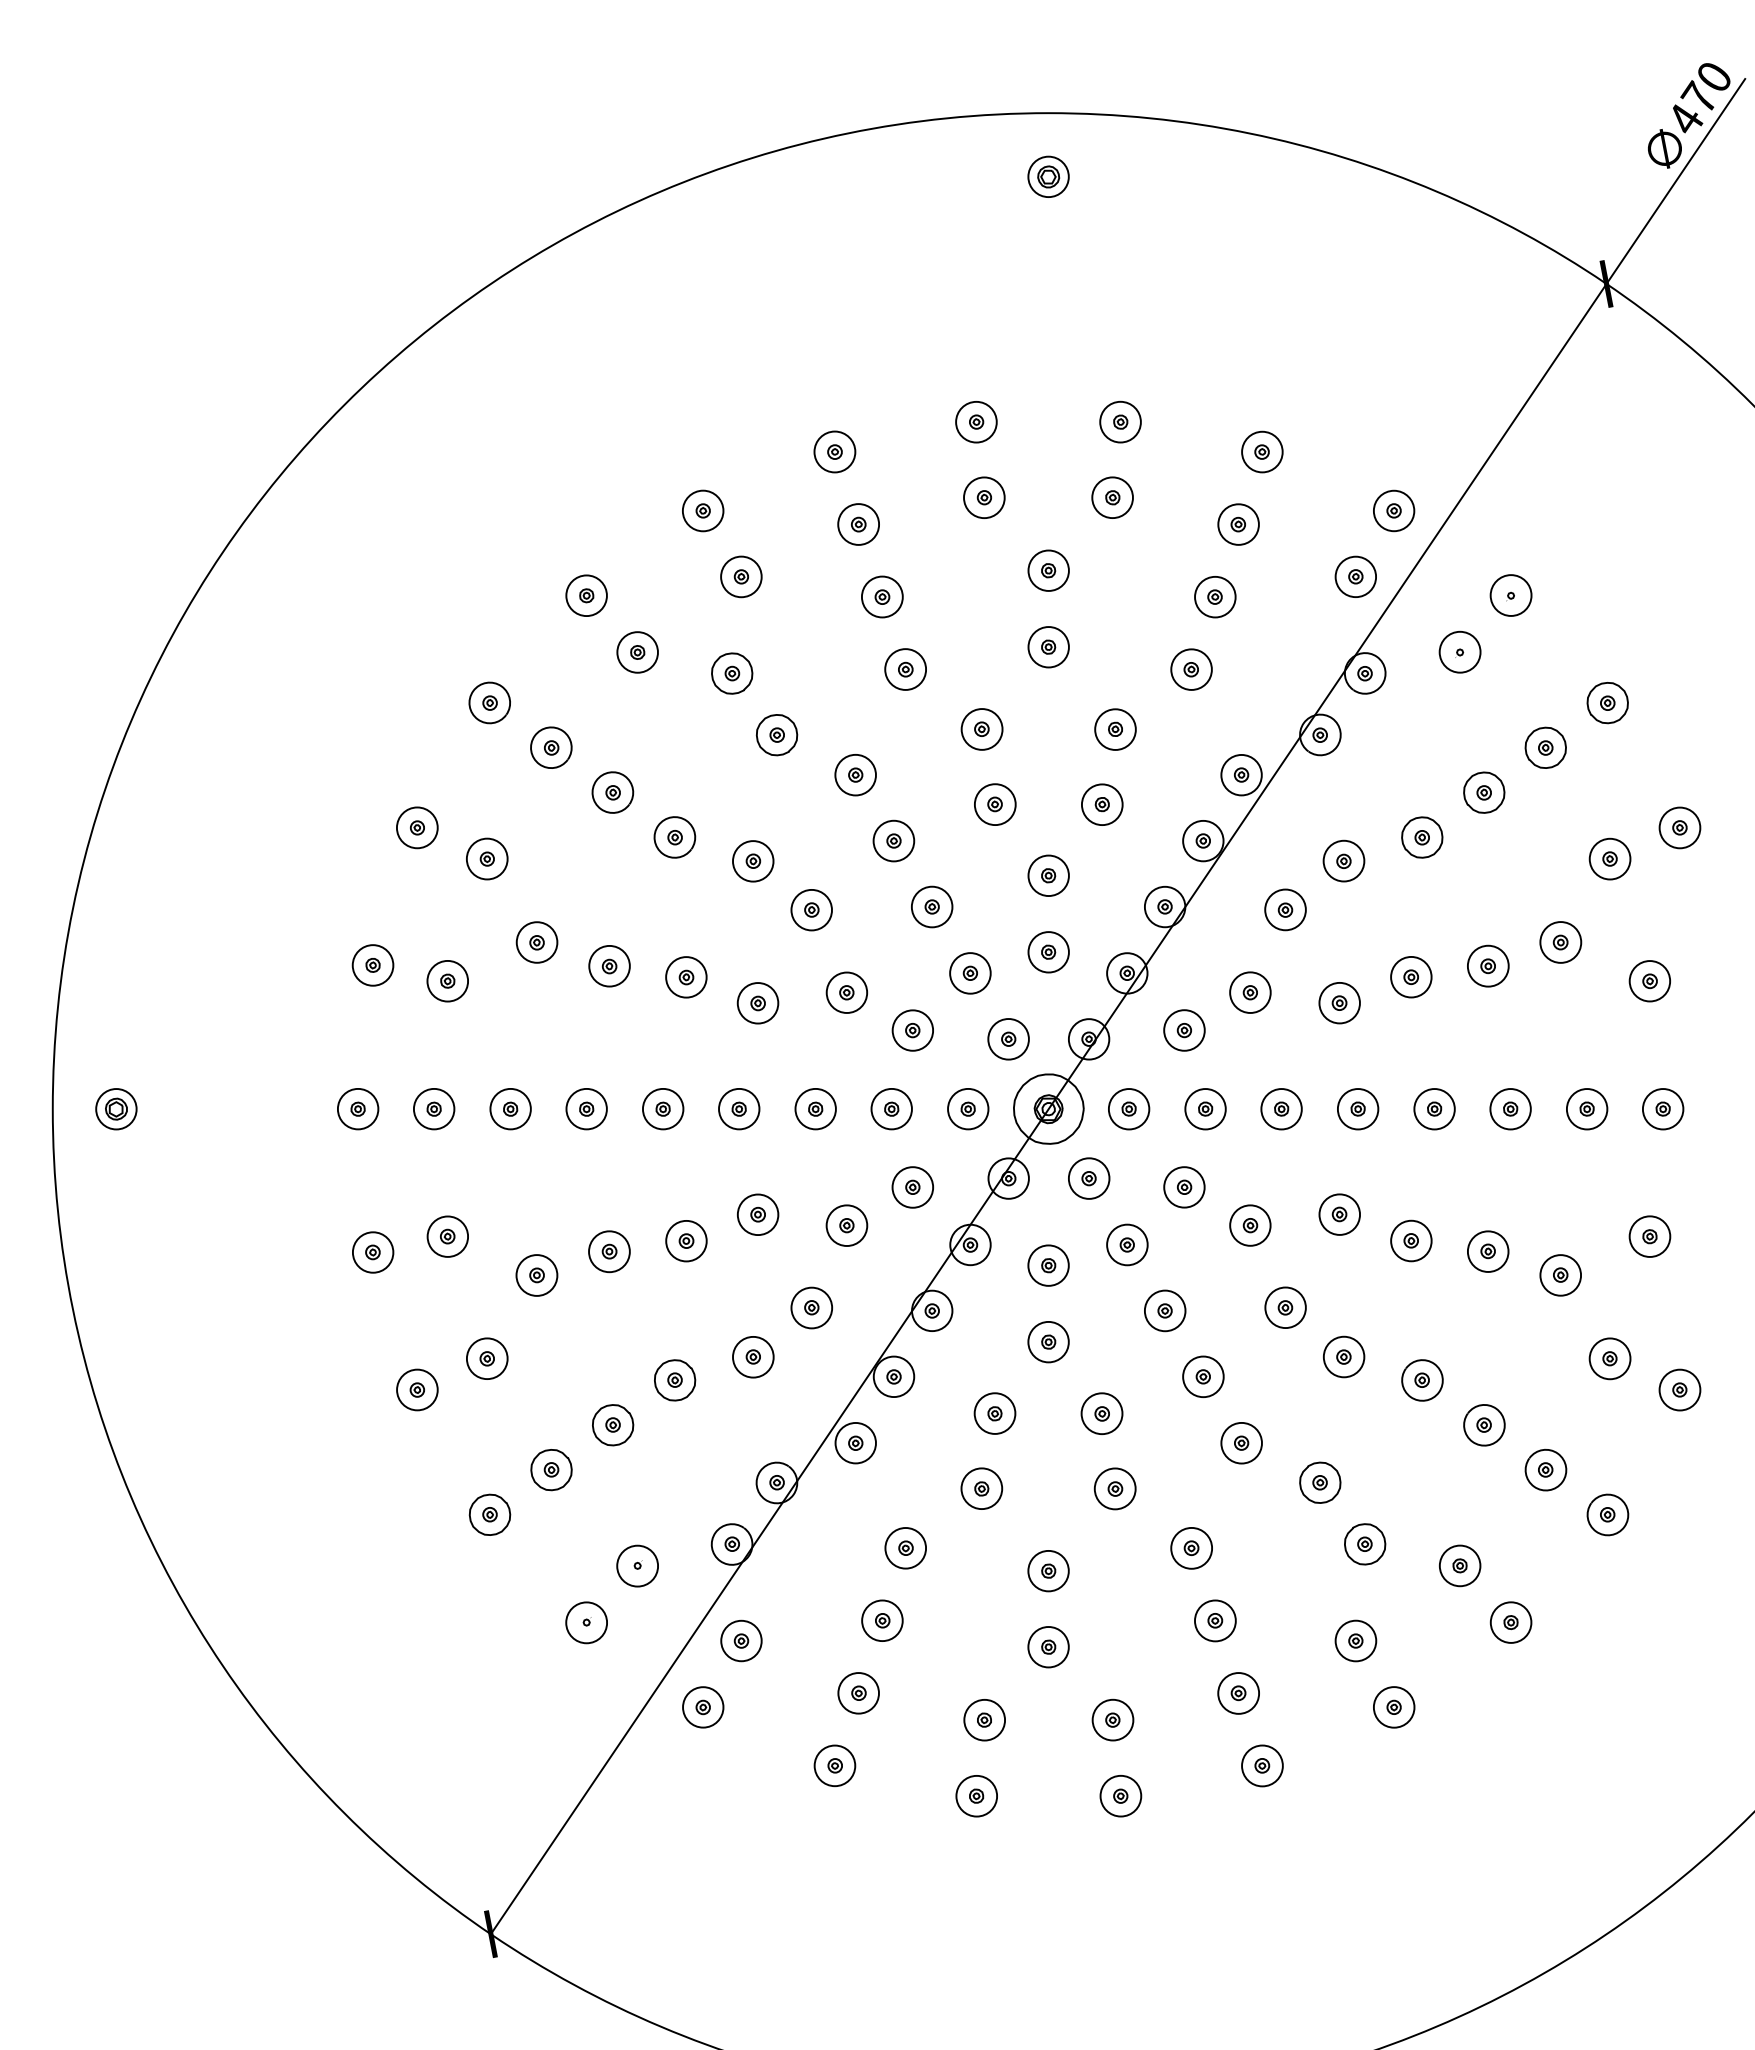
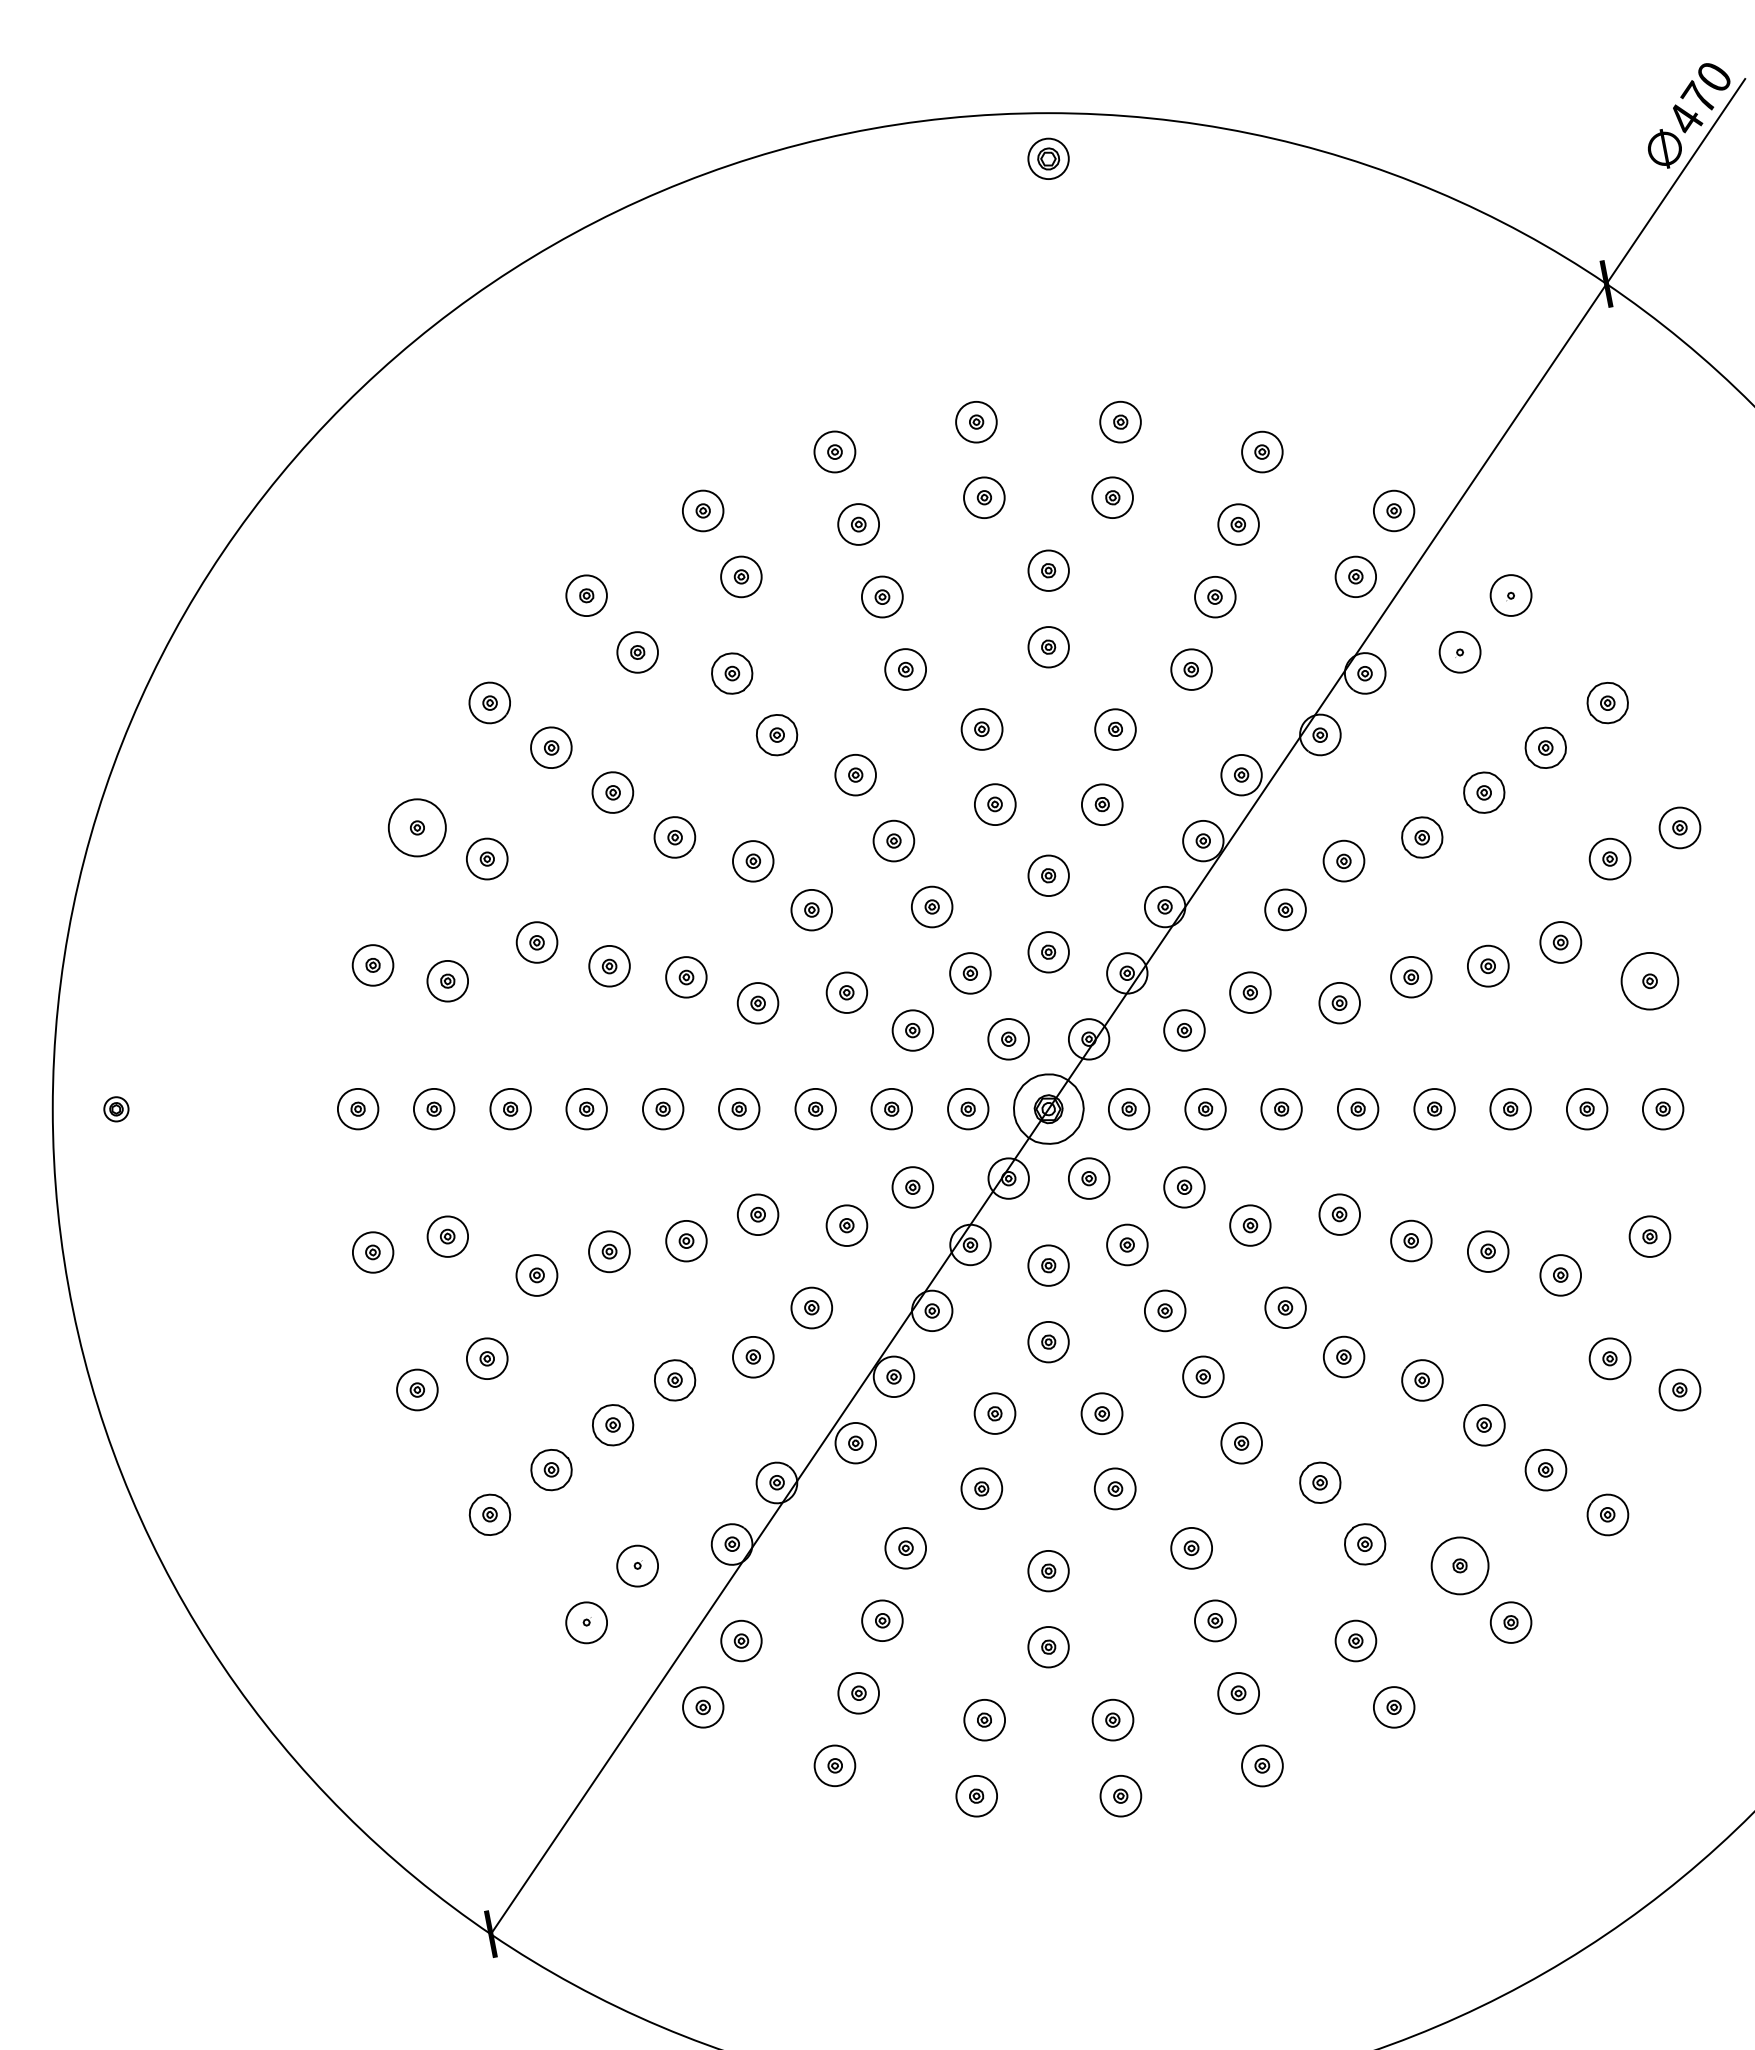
part position: (1048, 176) -> (1048, 158) (1048, 158)
circle diameter: 41 px -> 57 px (416, 827)
circle diameter: 40 px -> 57 px (1649, 980)
part size: 43x43 px -> 27x27 px (116, 1109)
circle diameter: 41 px -> 57 px (1459, 1565)
